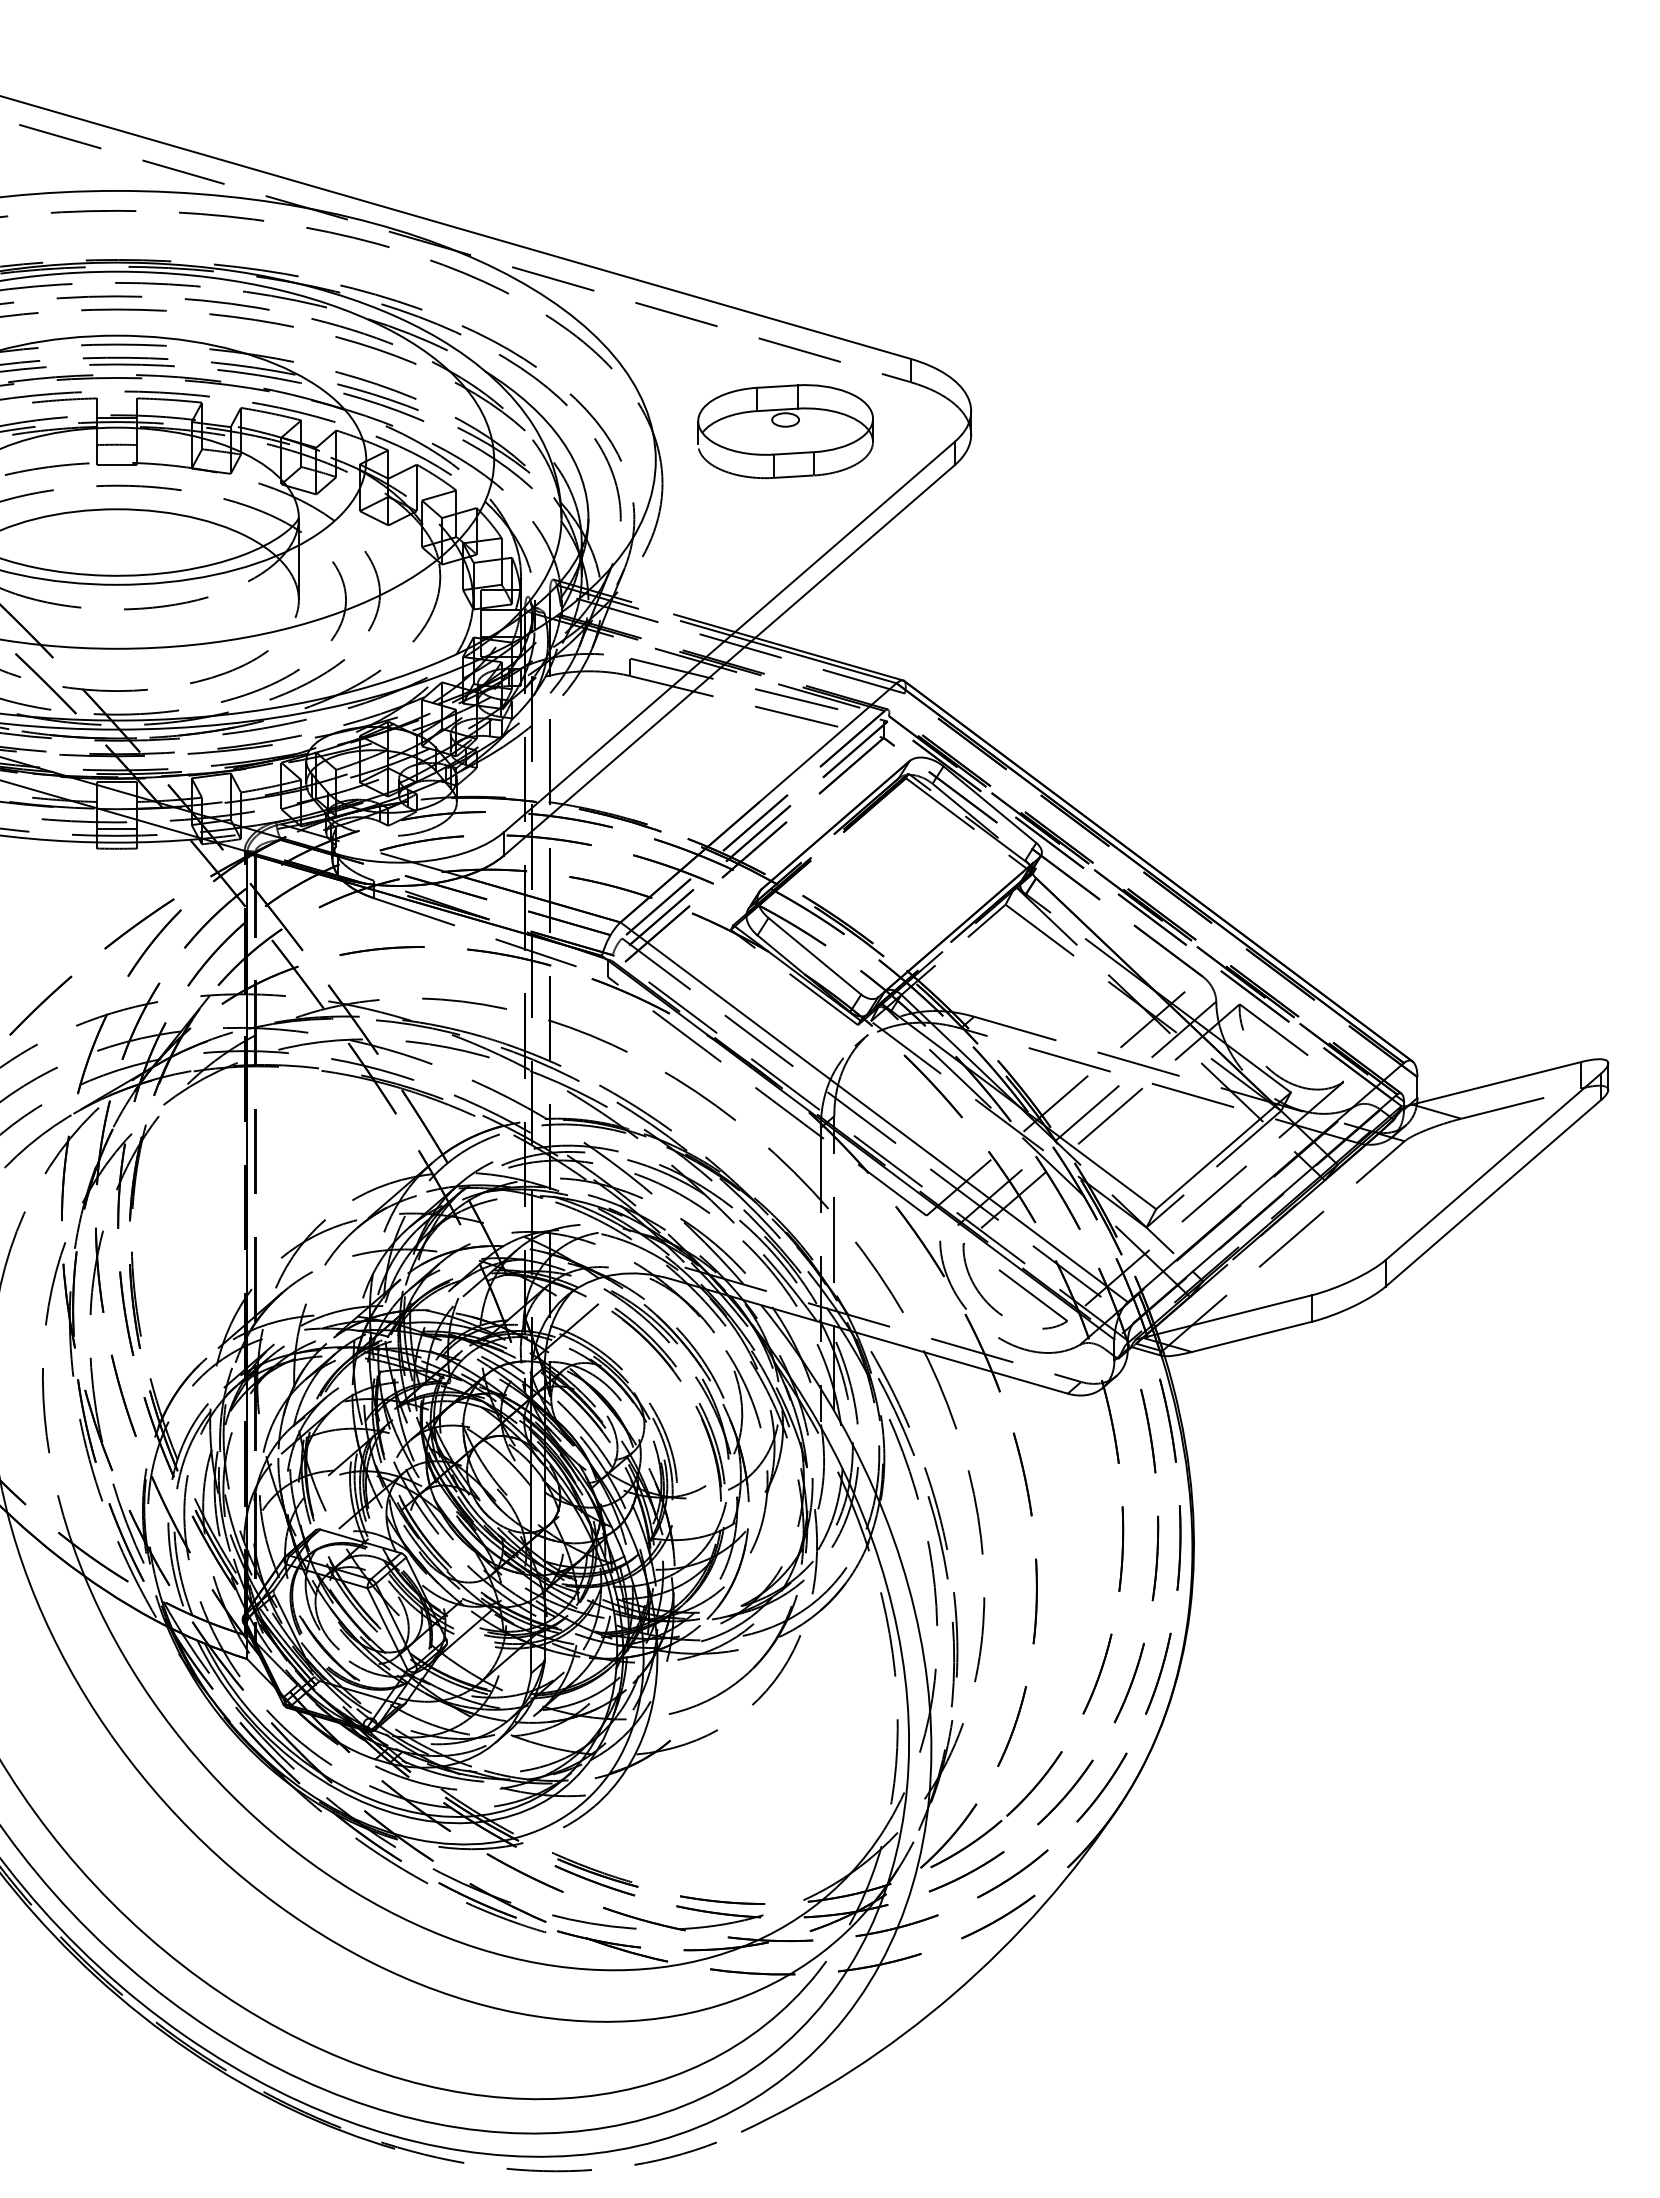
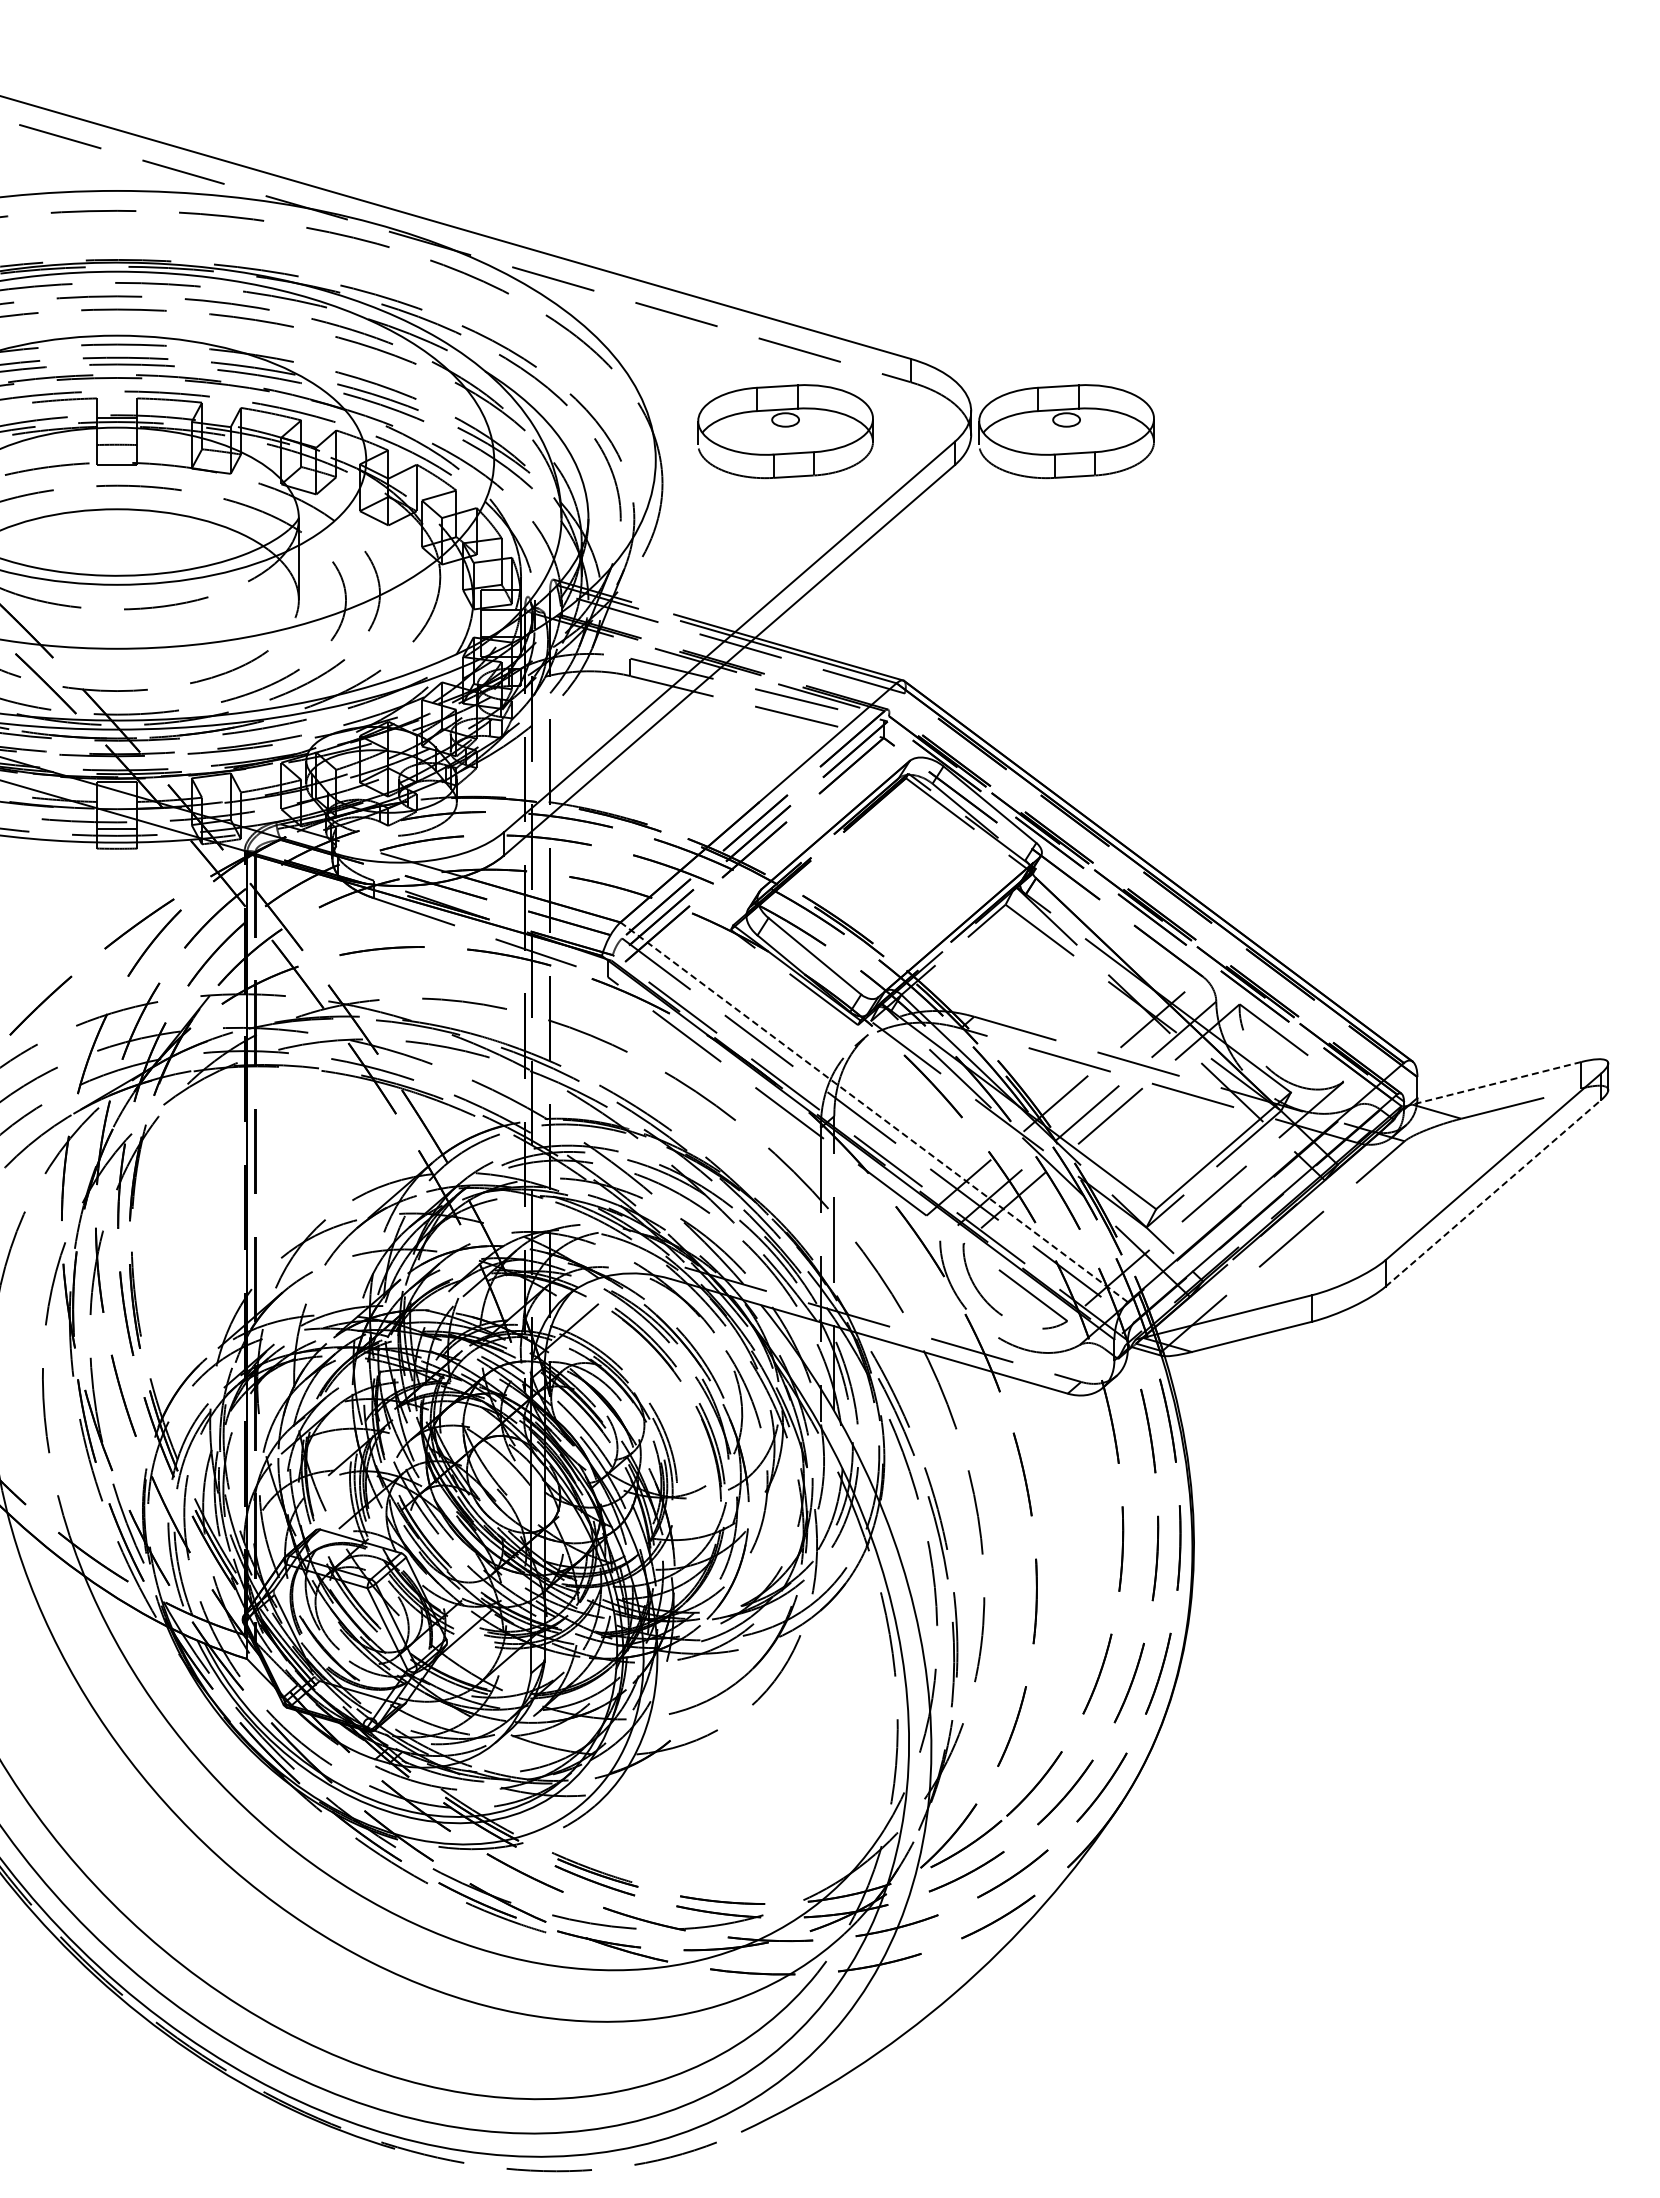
part: none -> present (1066, 431)
line: solid -> dashed (1496, 1083)
line: solid -> dashed (874, 1112)
line: solid -> dashed (1493, 1193)
